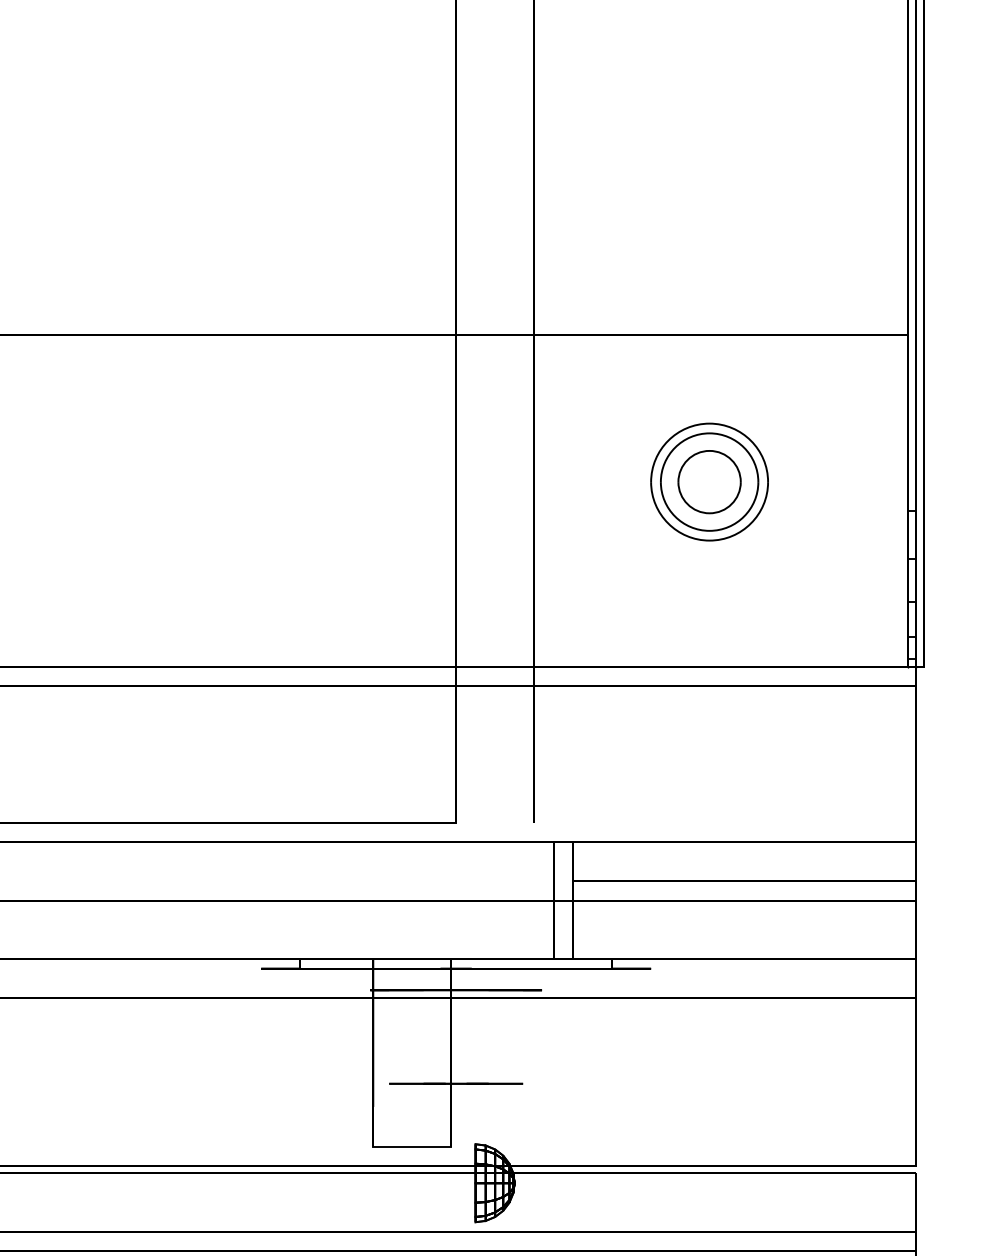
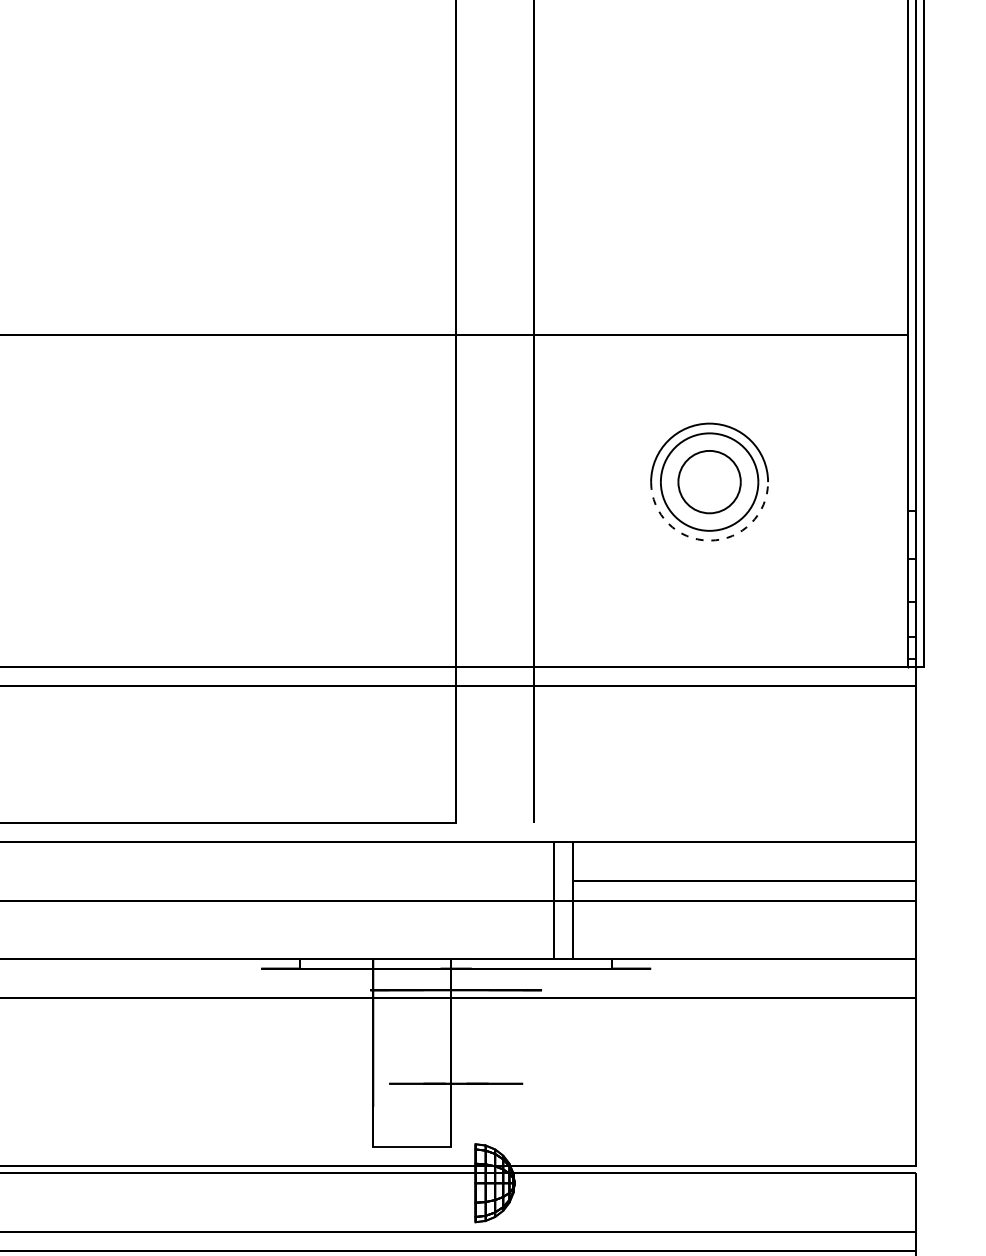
arc: solid -> dashed (709, 540)
